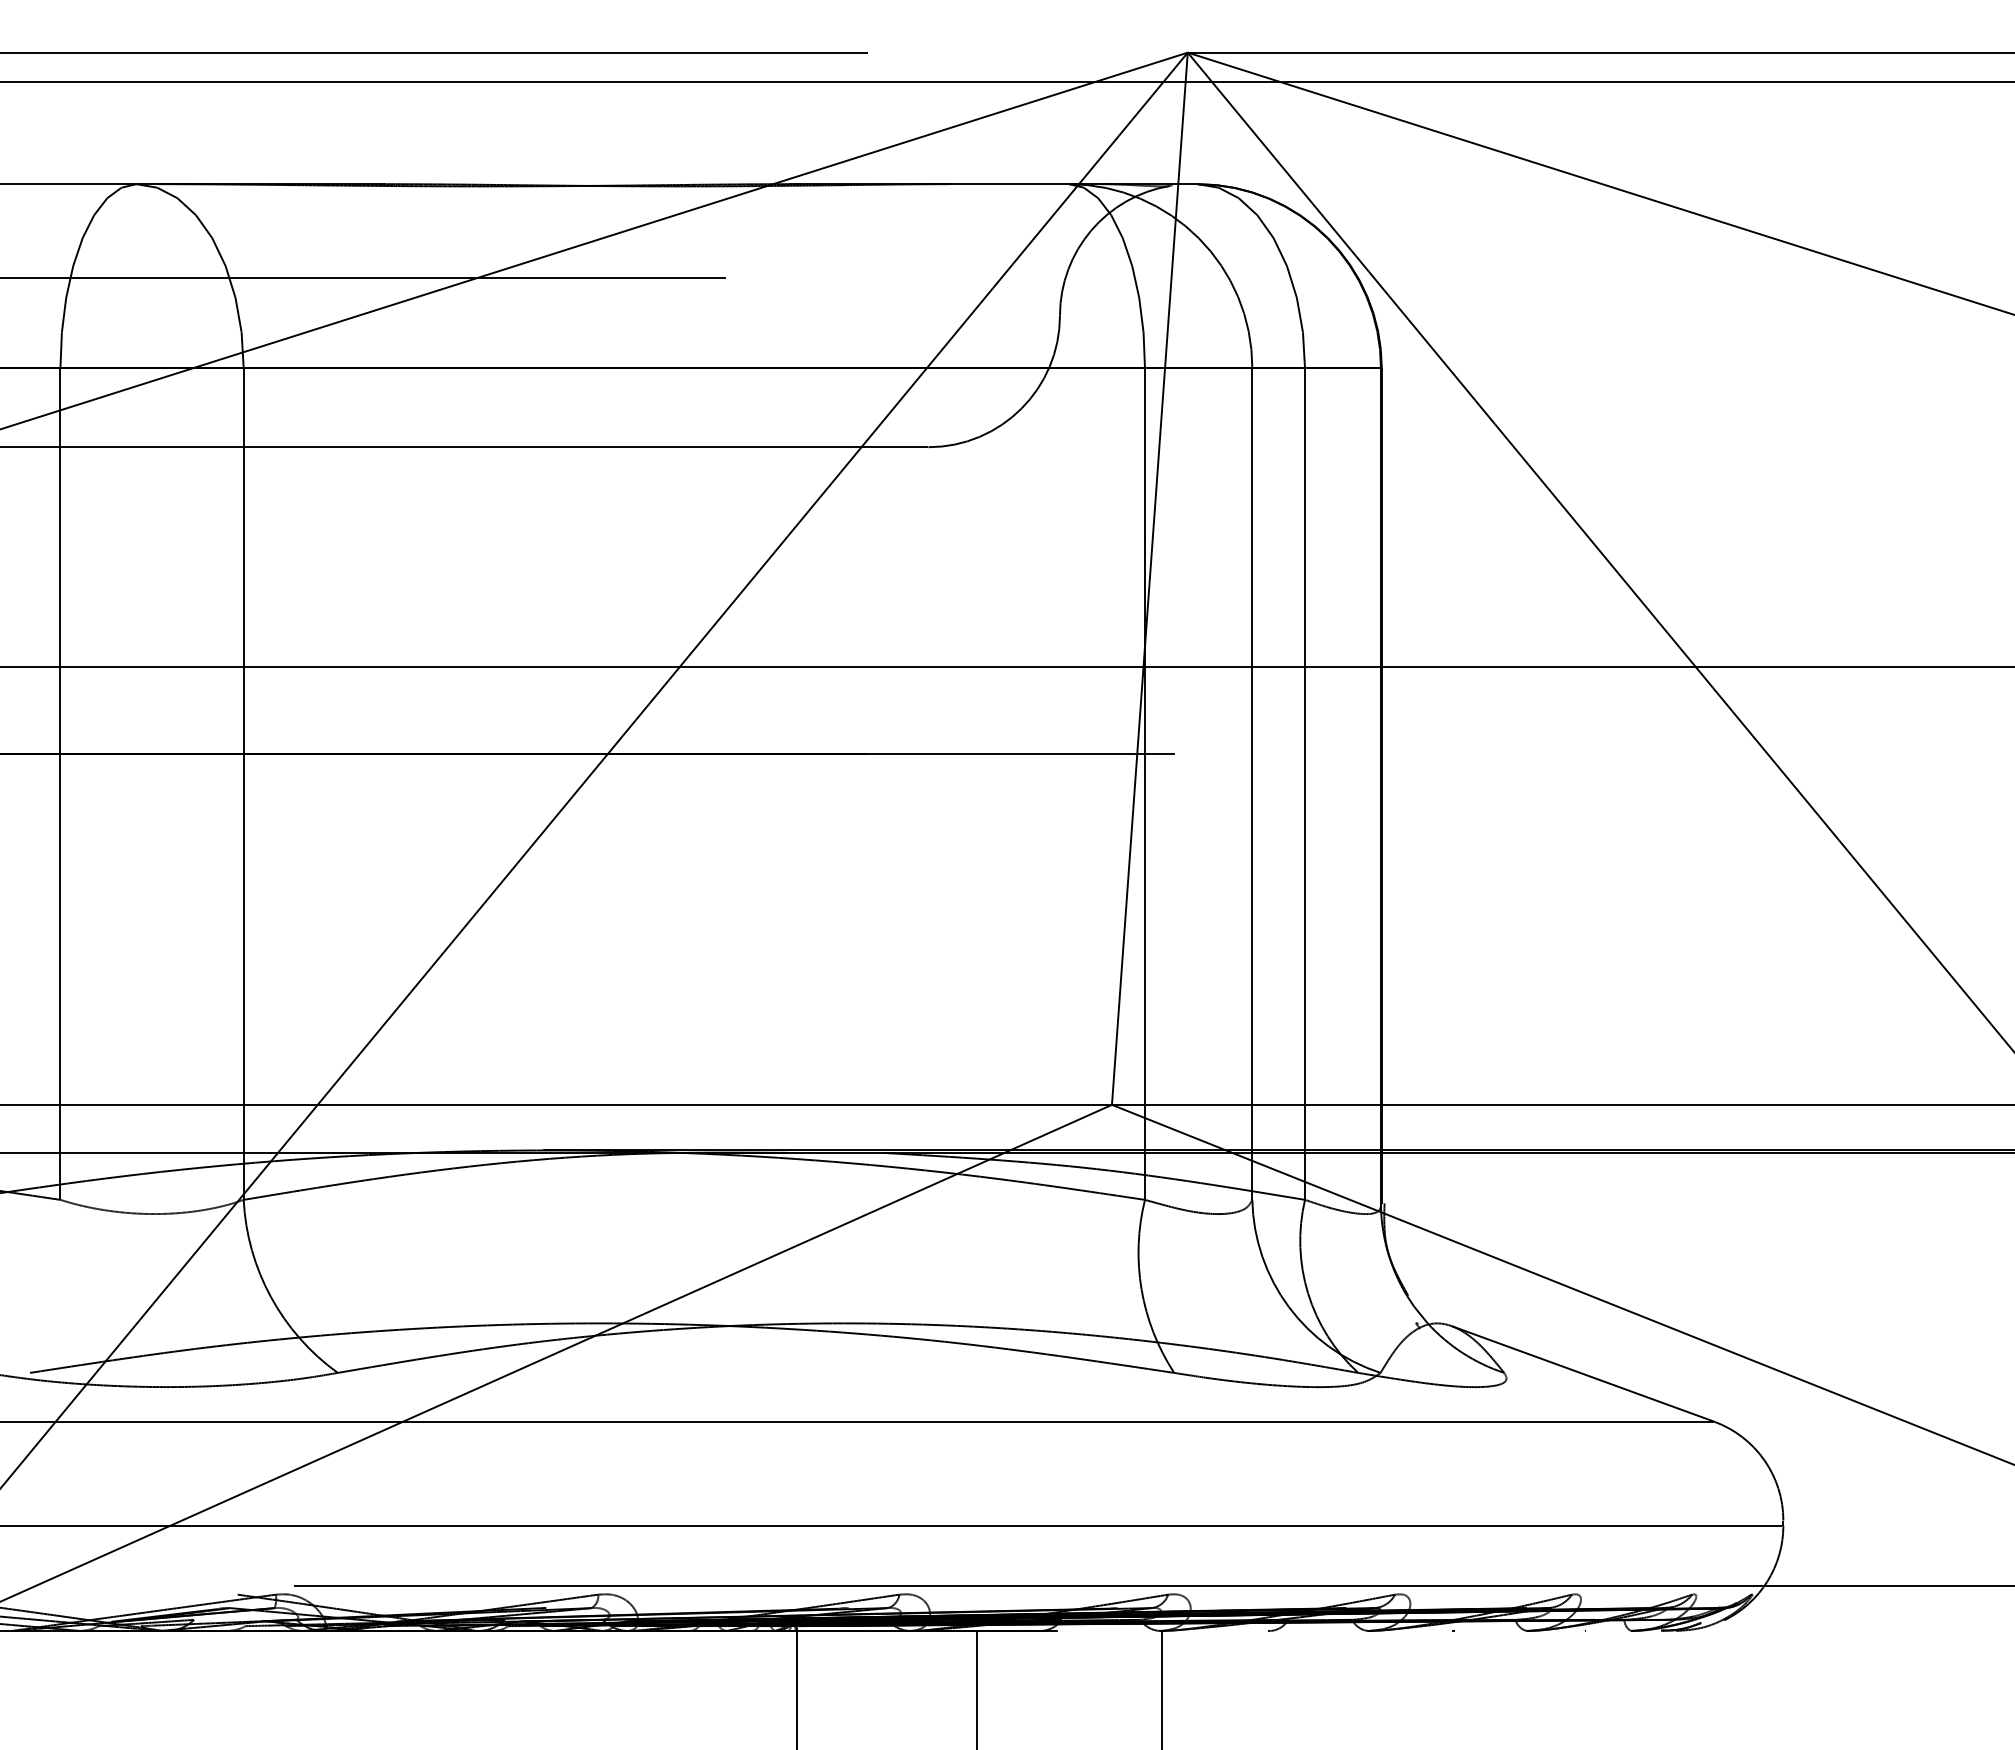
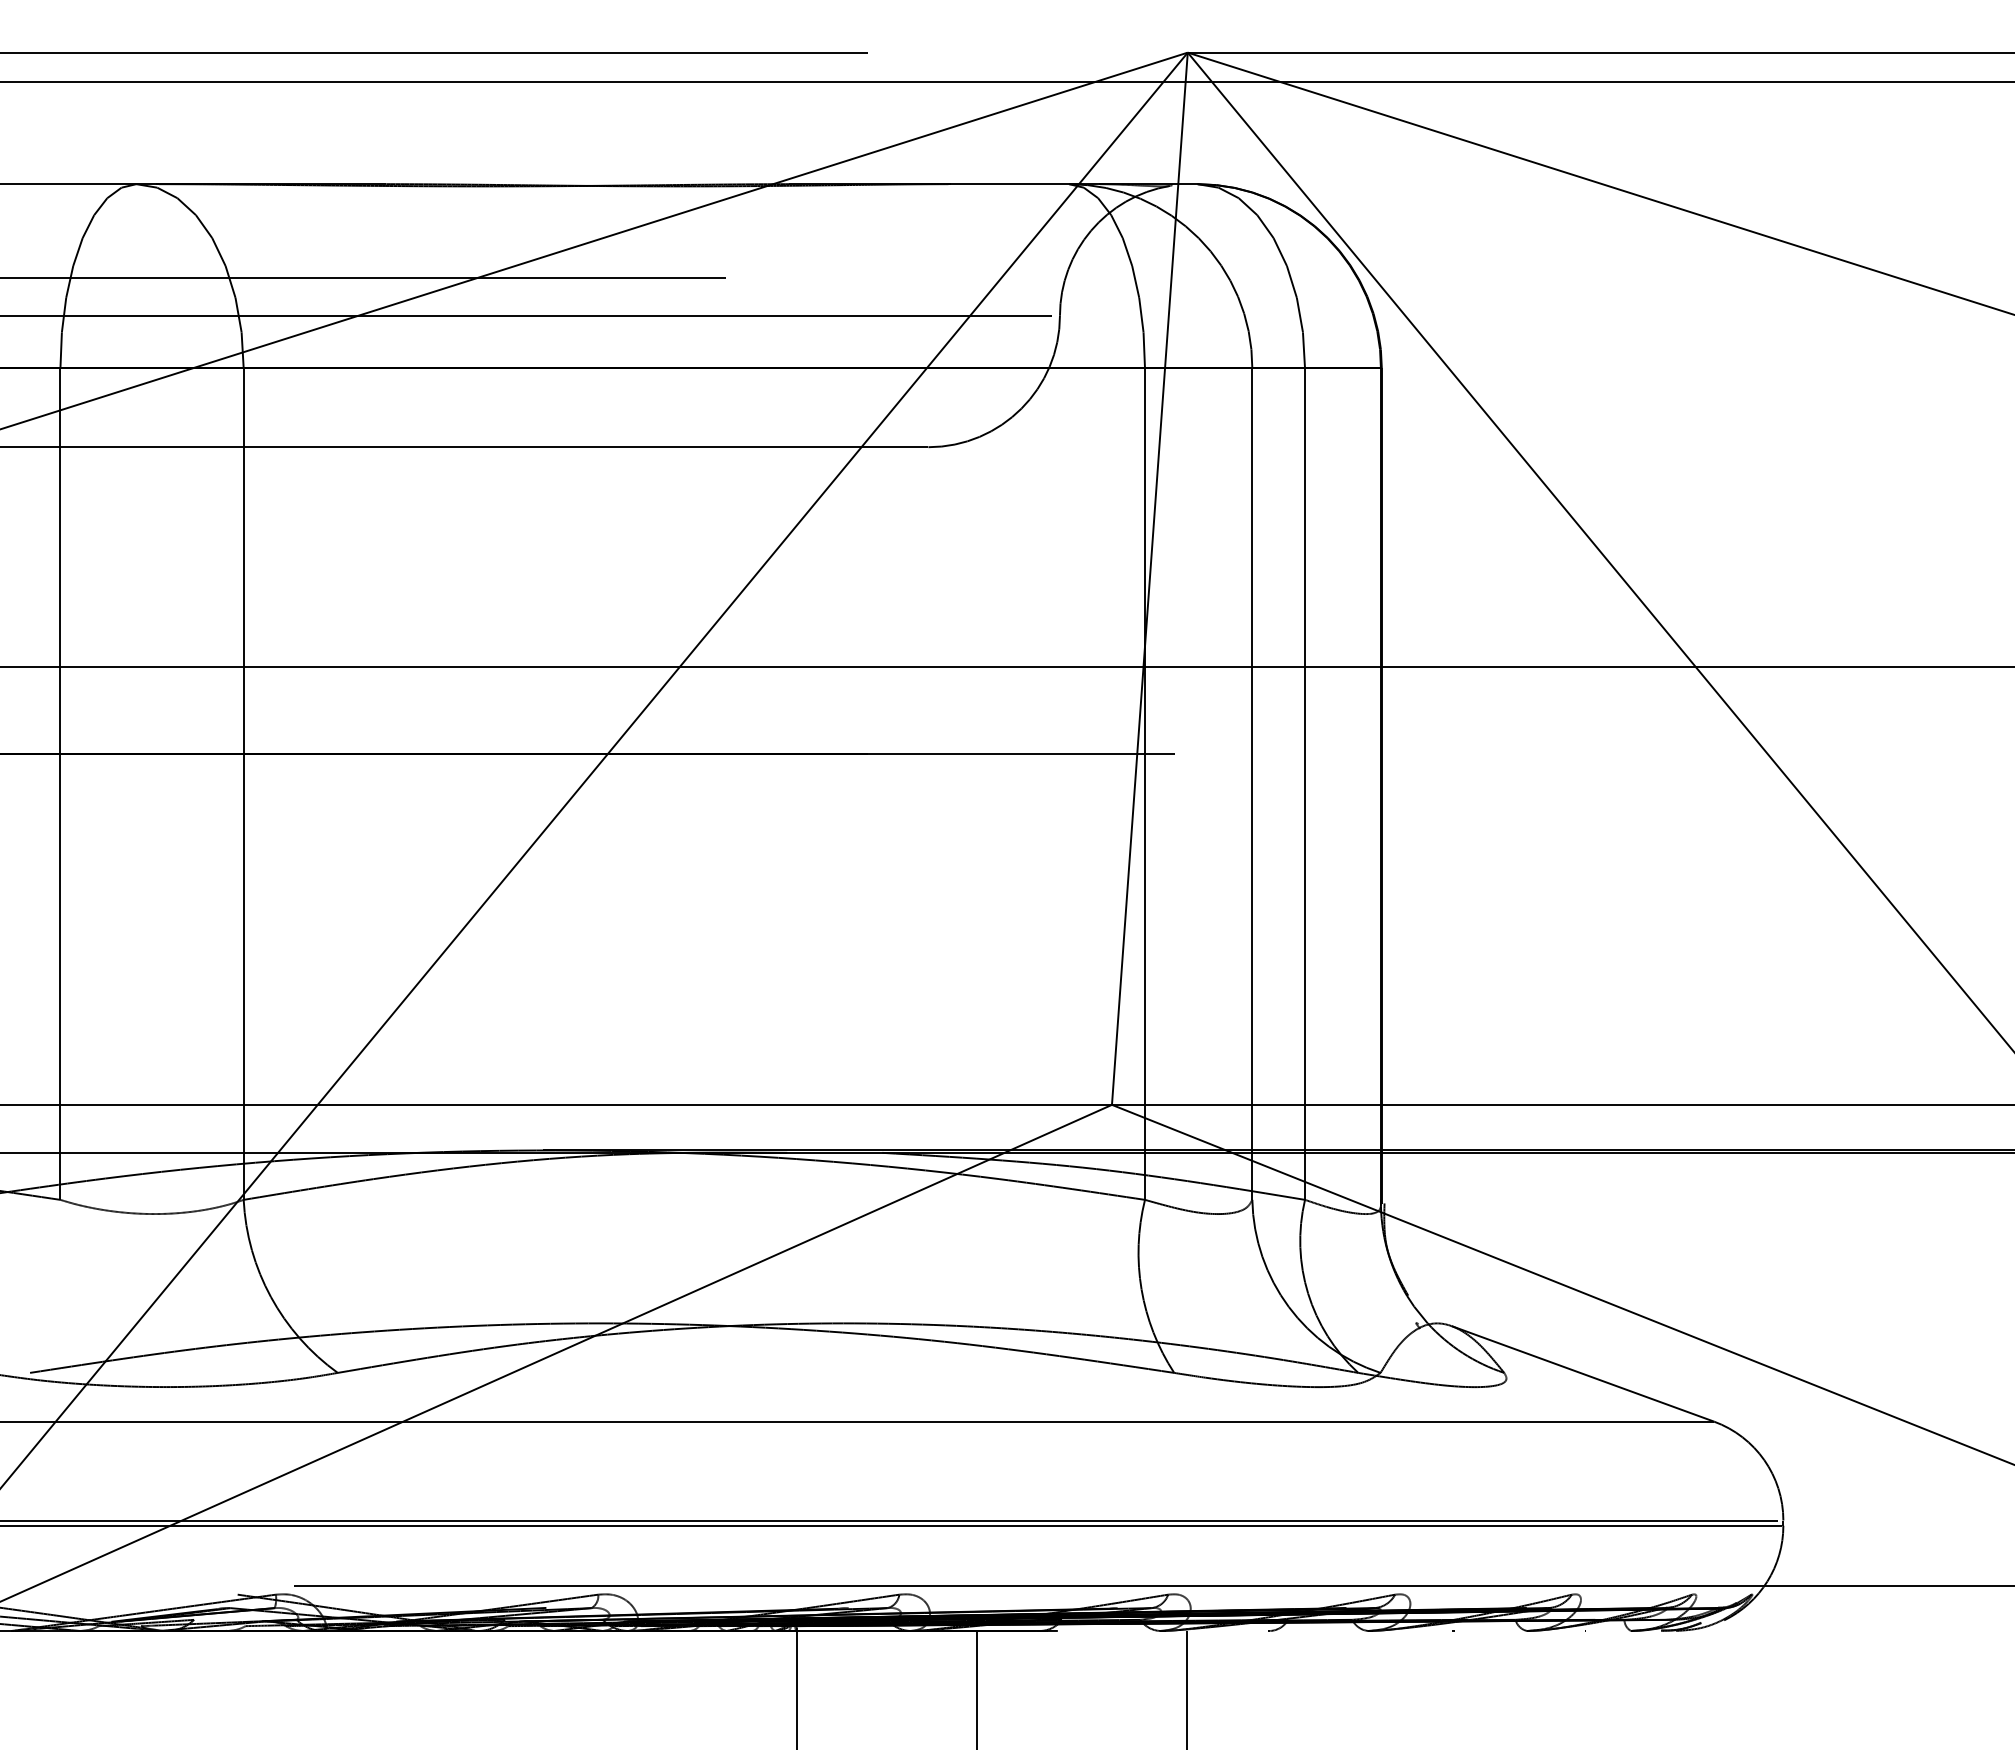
line: none -> present (526, 315)
line: none -> present (890, 1520)
line position: (1162, 1688) -> (1187, 1688) (1187, 1688)
